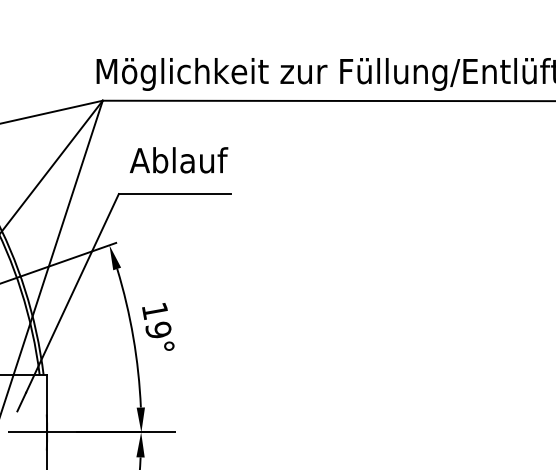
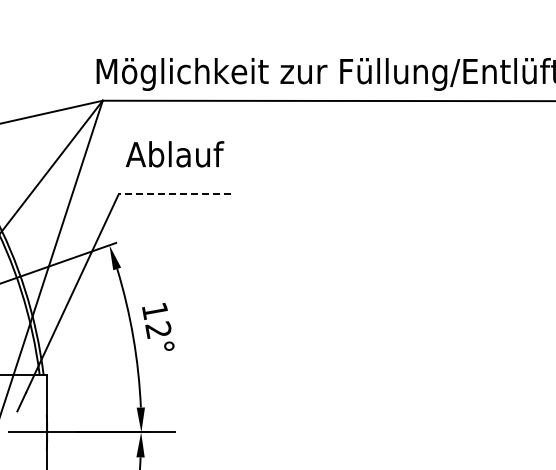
text position: (178, 160) -> (174, 154) (174, 154)
line: solid -> dashed (174, 194)
text: 19° -> 12° (158, 329)
